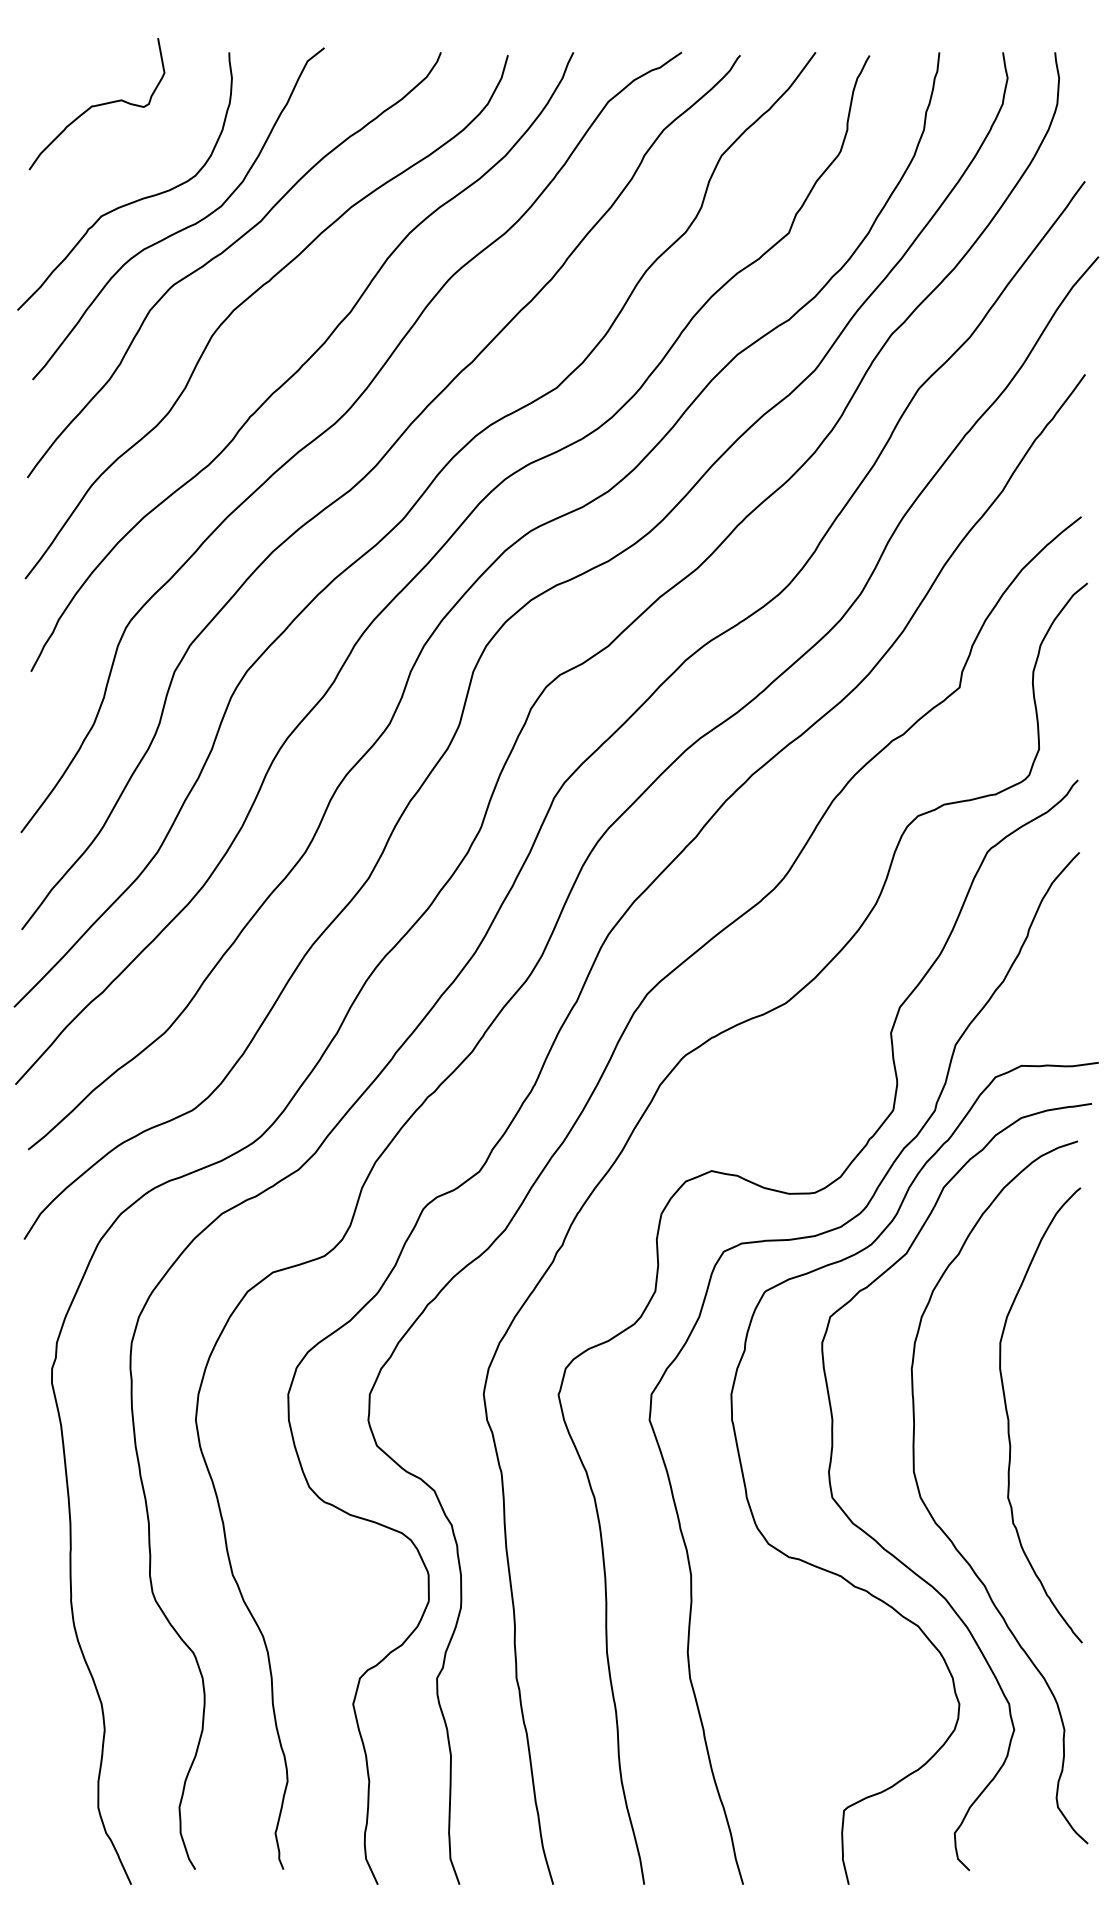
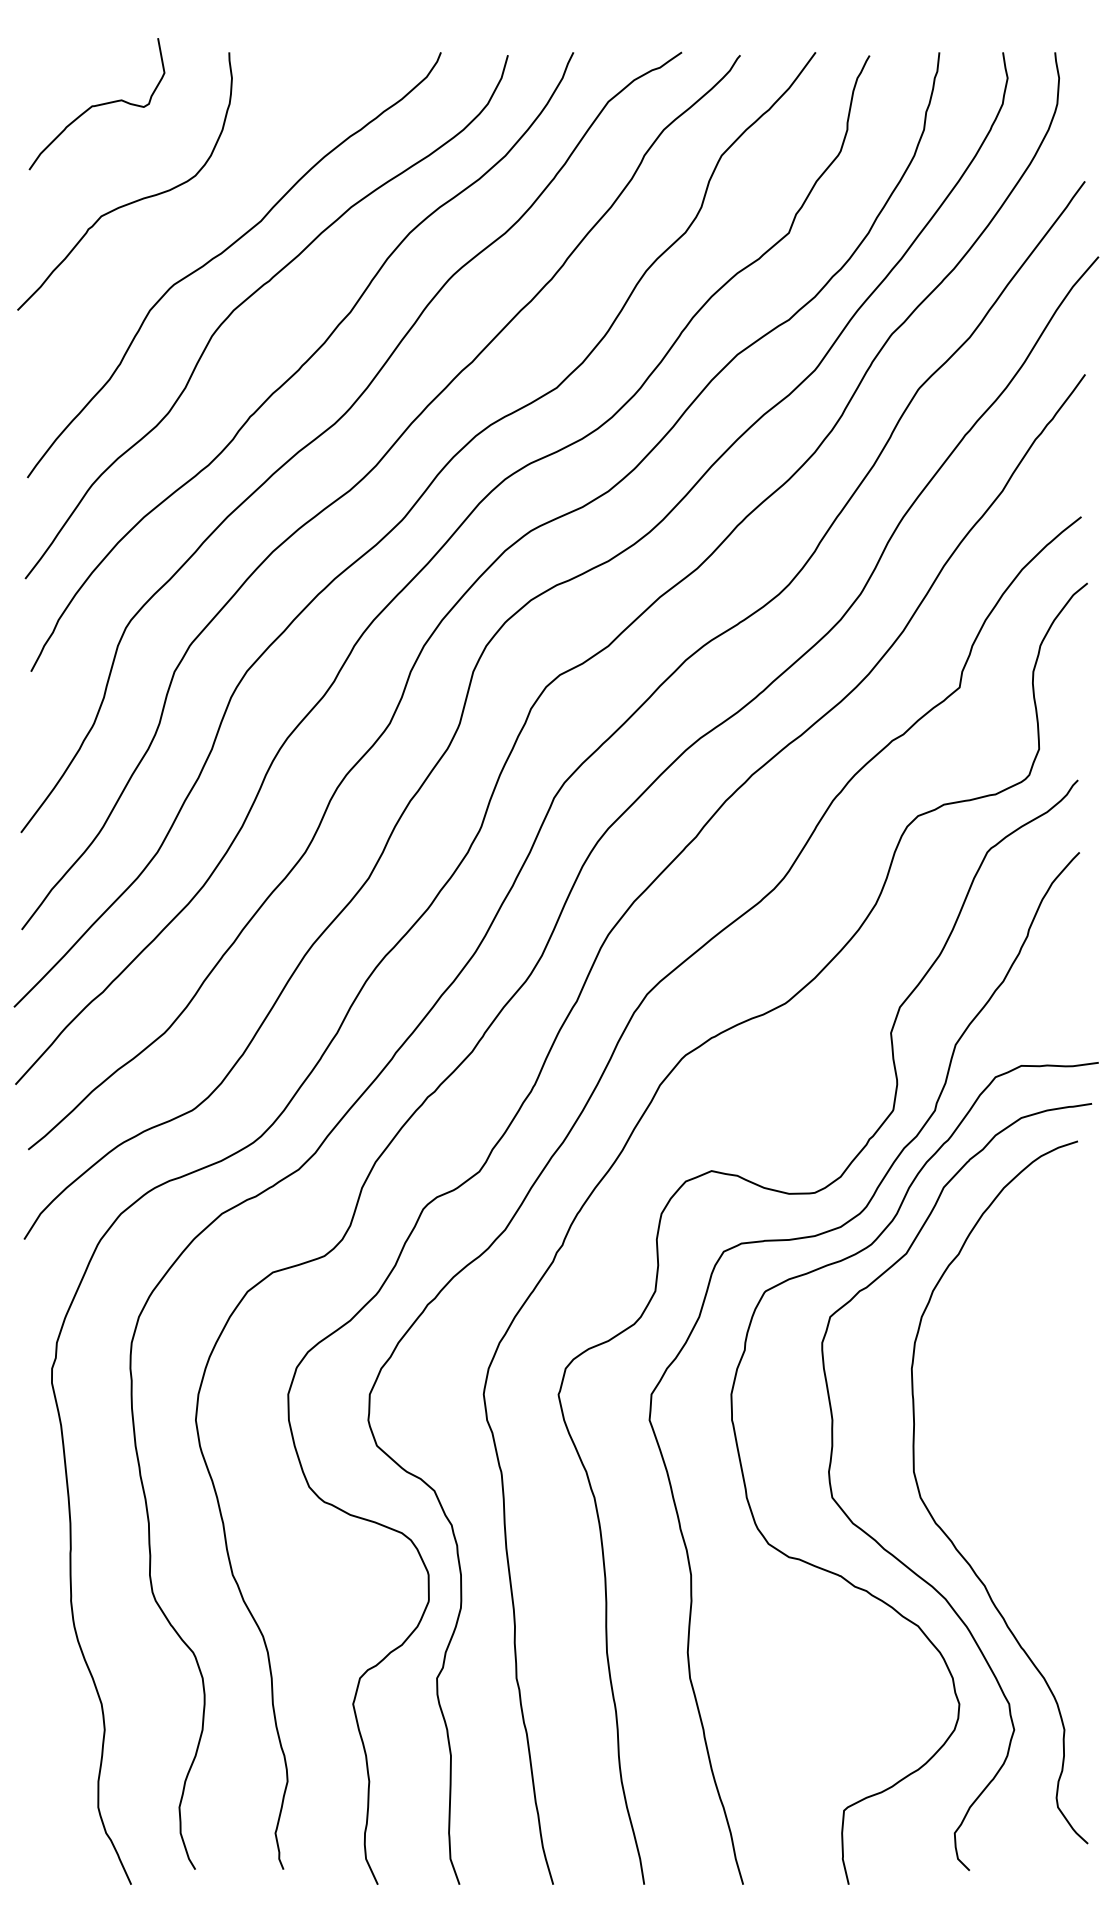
curve: present -> none (184, 227)
curve: present -> none (1009, 1419)
